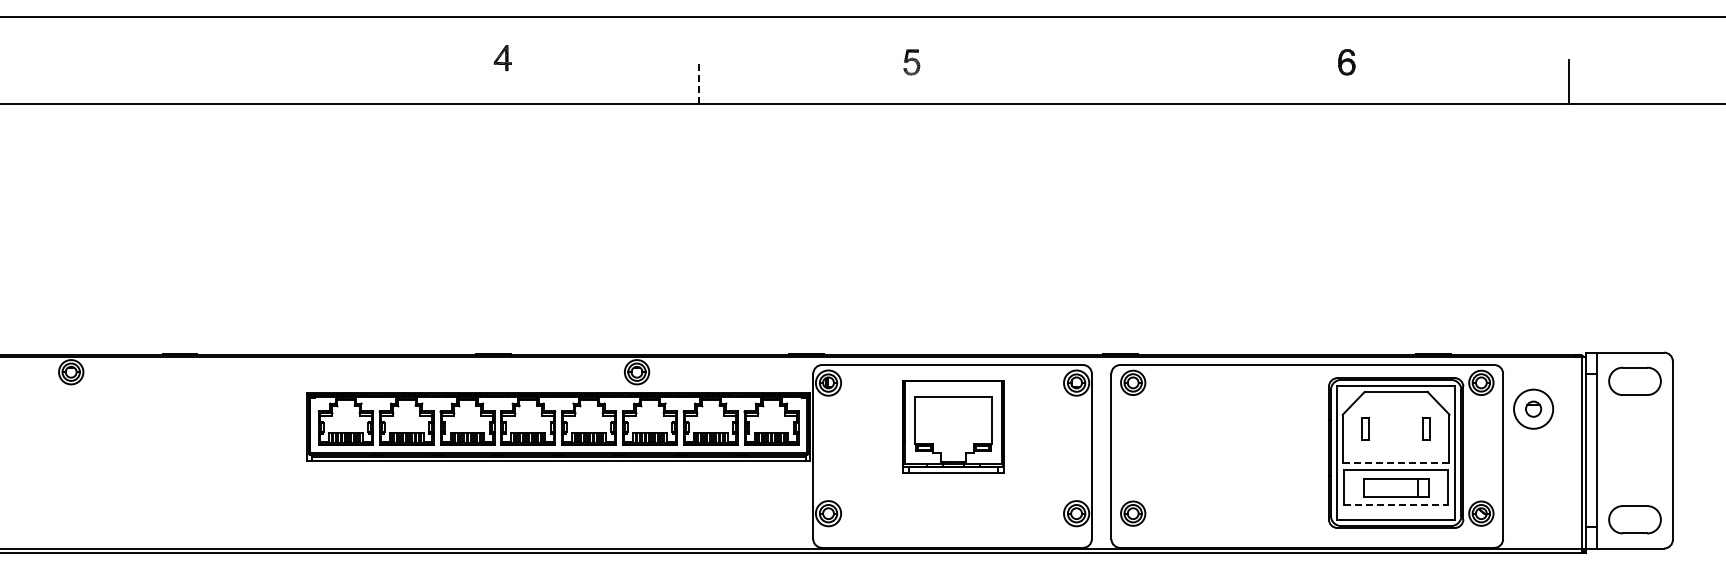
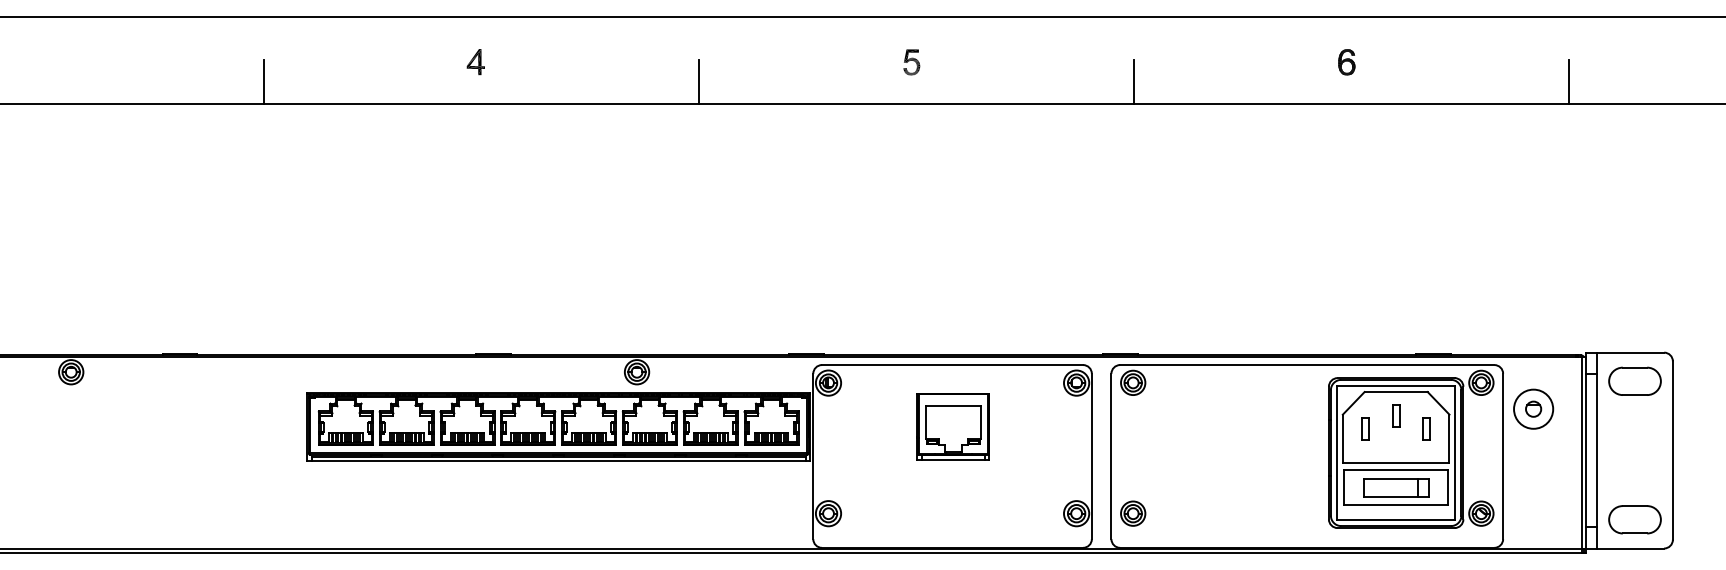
part position: (502, 58) -> (475, 62) (475, 62)
line: none -> present (263, 81)
line: none -> present (1134, 81)
line: dashed -> solid (698, 82)
part: none -> present (1396, 415)
part size: 103x94 px -> 74x68 px (952, 426)
line: dashed -> solid (1396, 462)
line: dashed -> solid (1396, 505)
